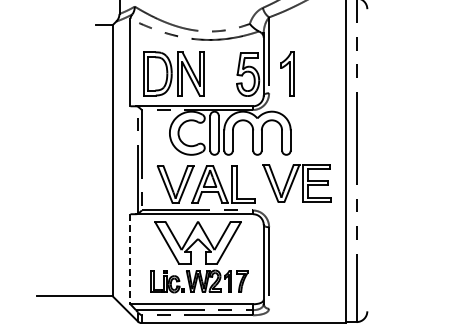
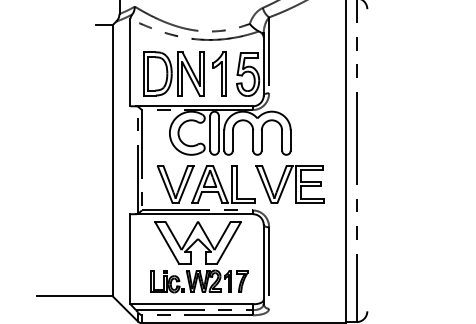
part position: (287, 73) -> (219, 73) (219, 73)
part position: (296, 183) -> (289, 184) (289, 184)
line: dashed -> solid (130, 259)
